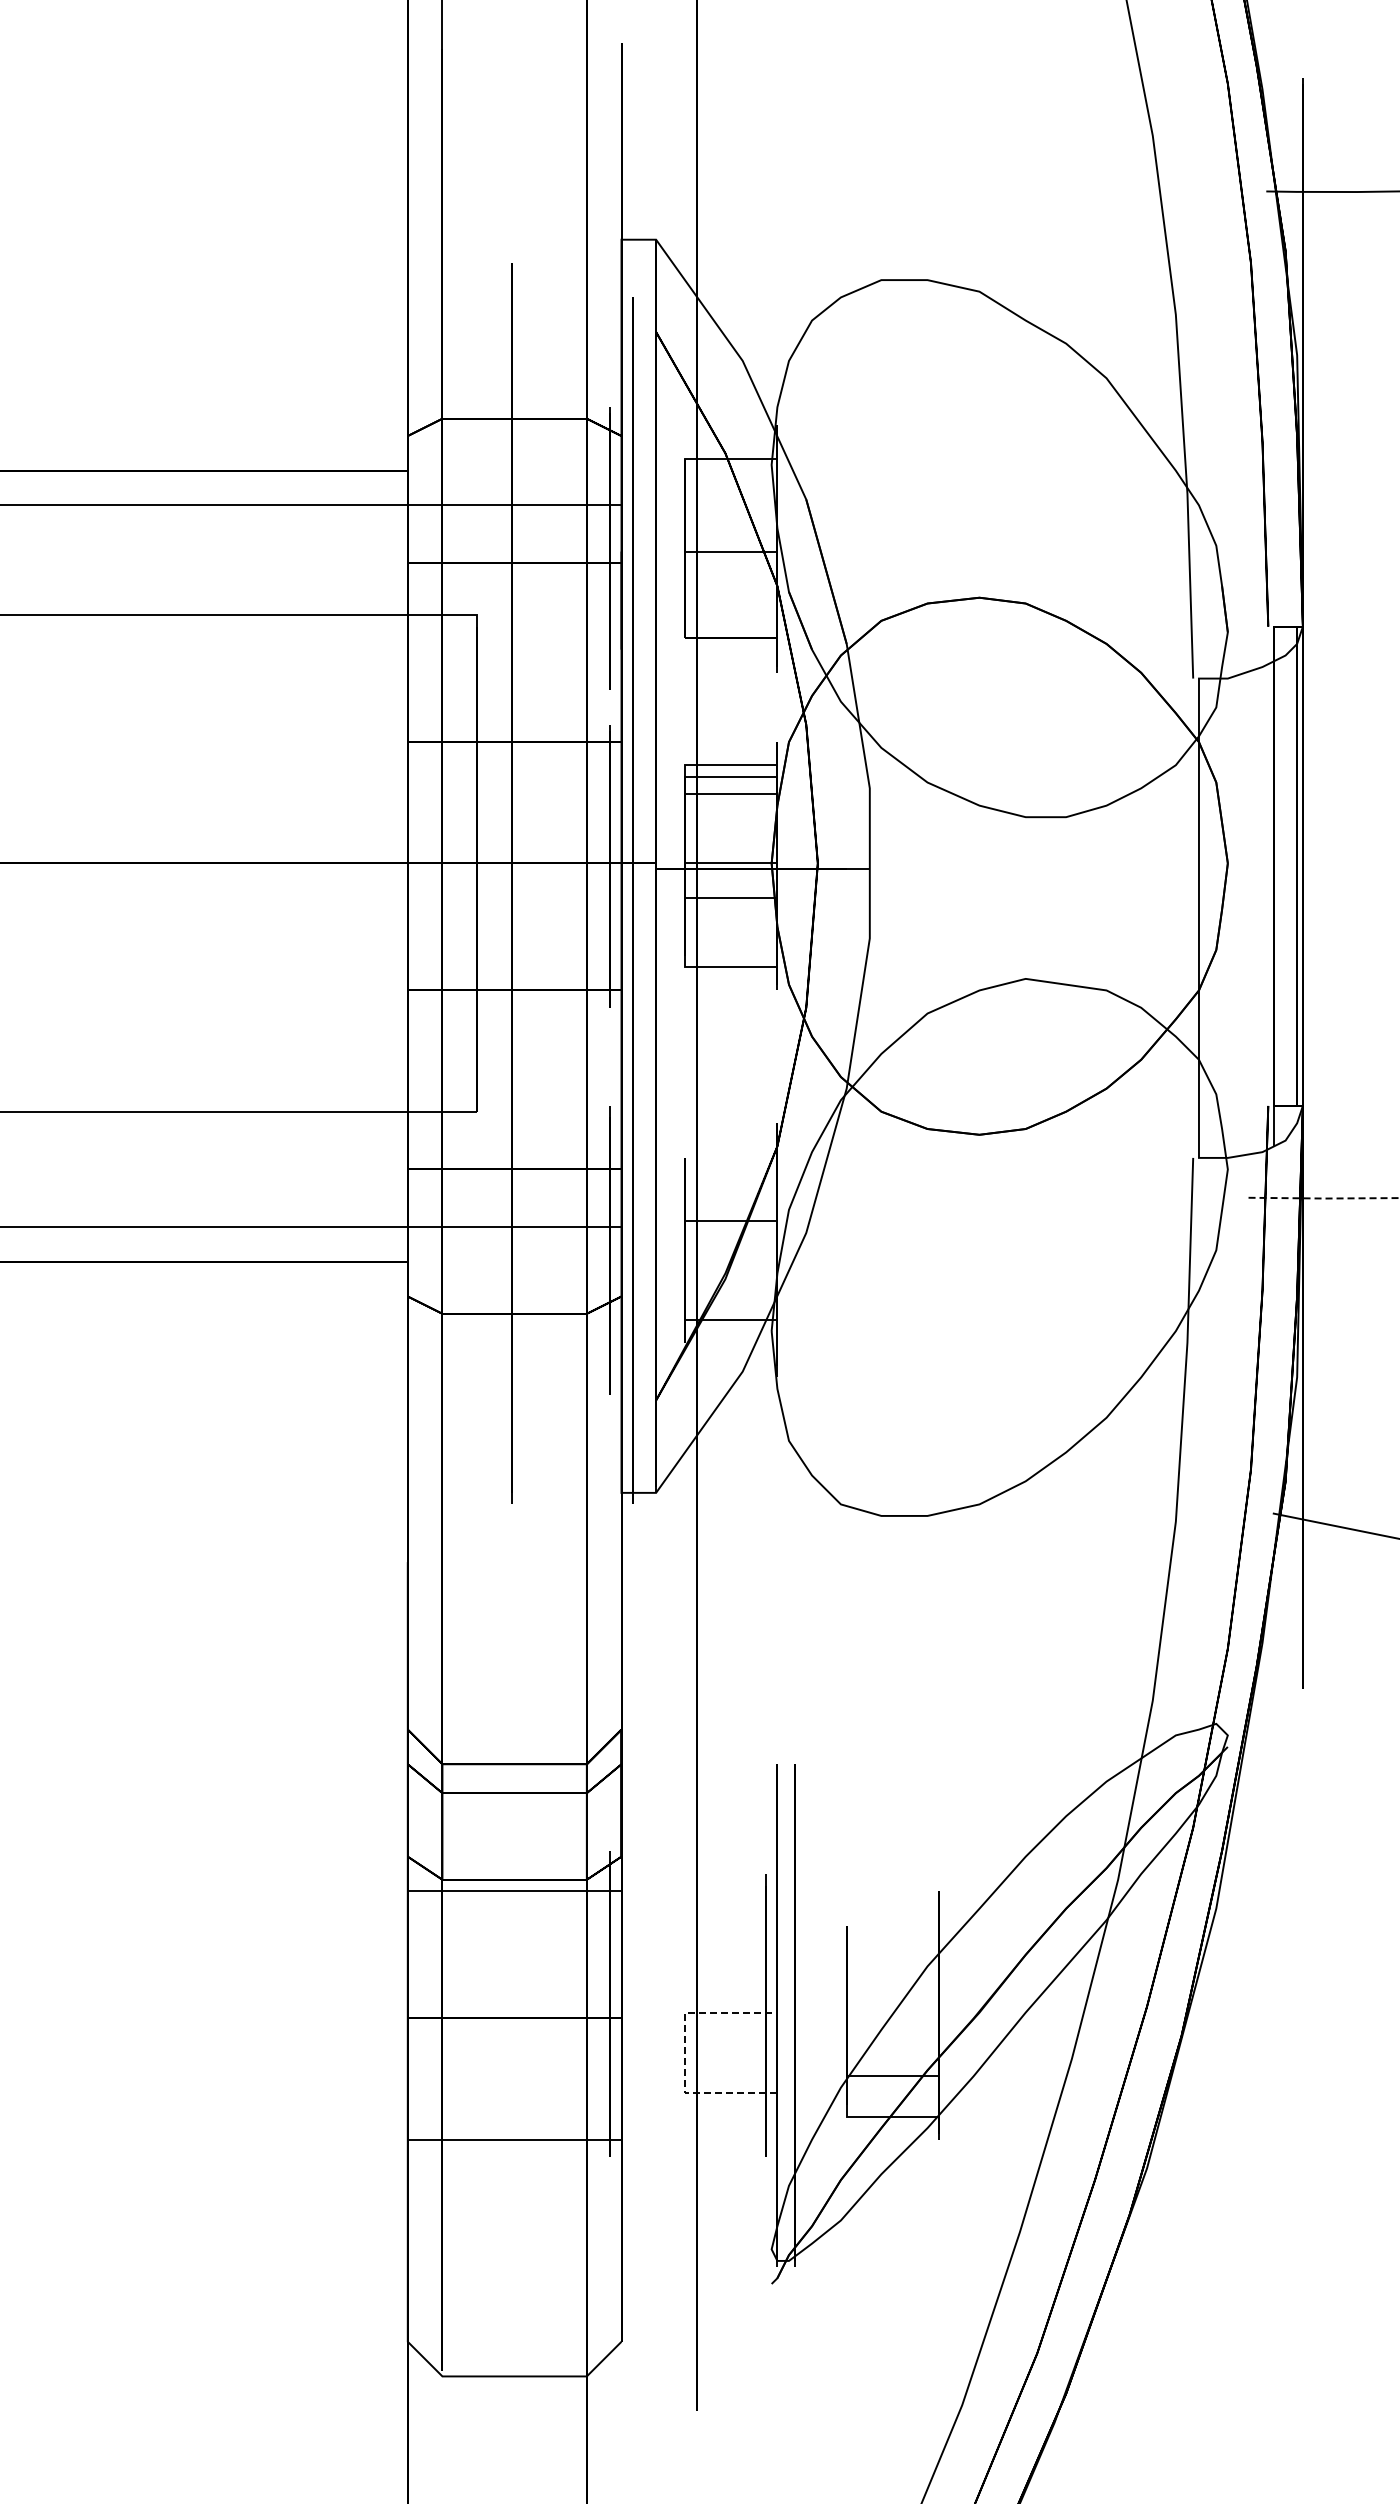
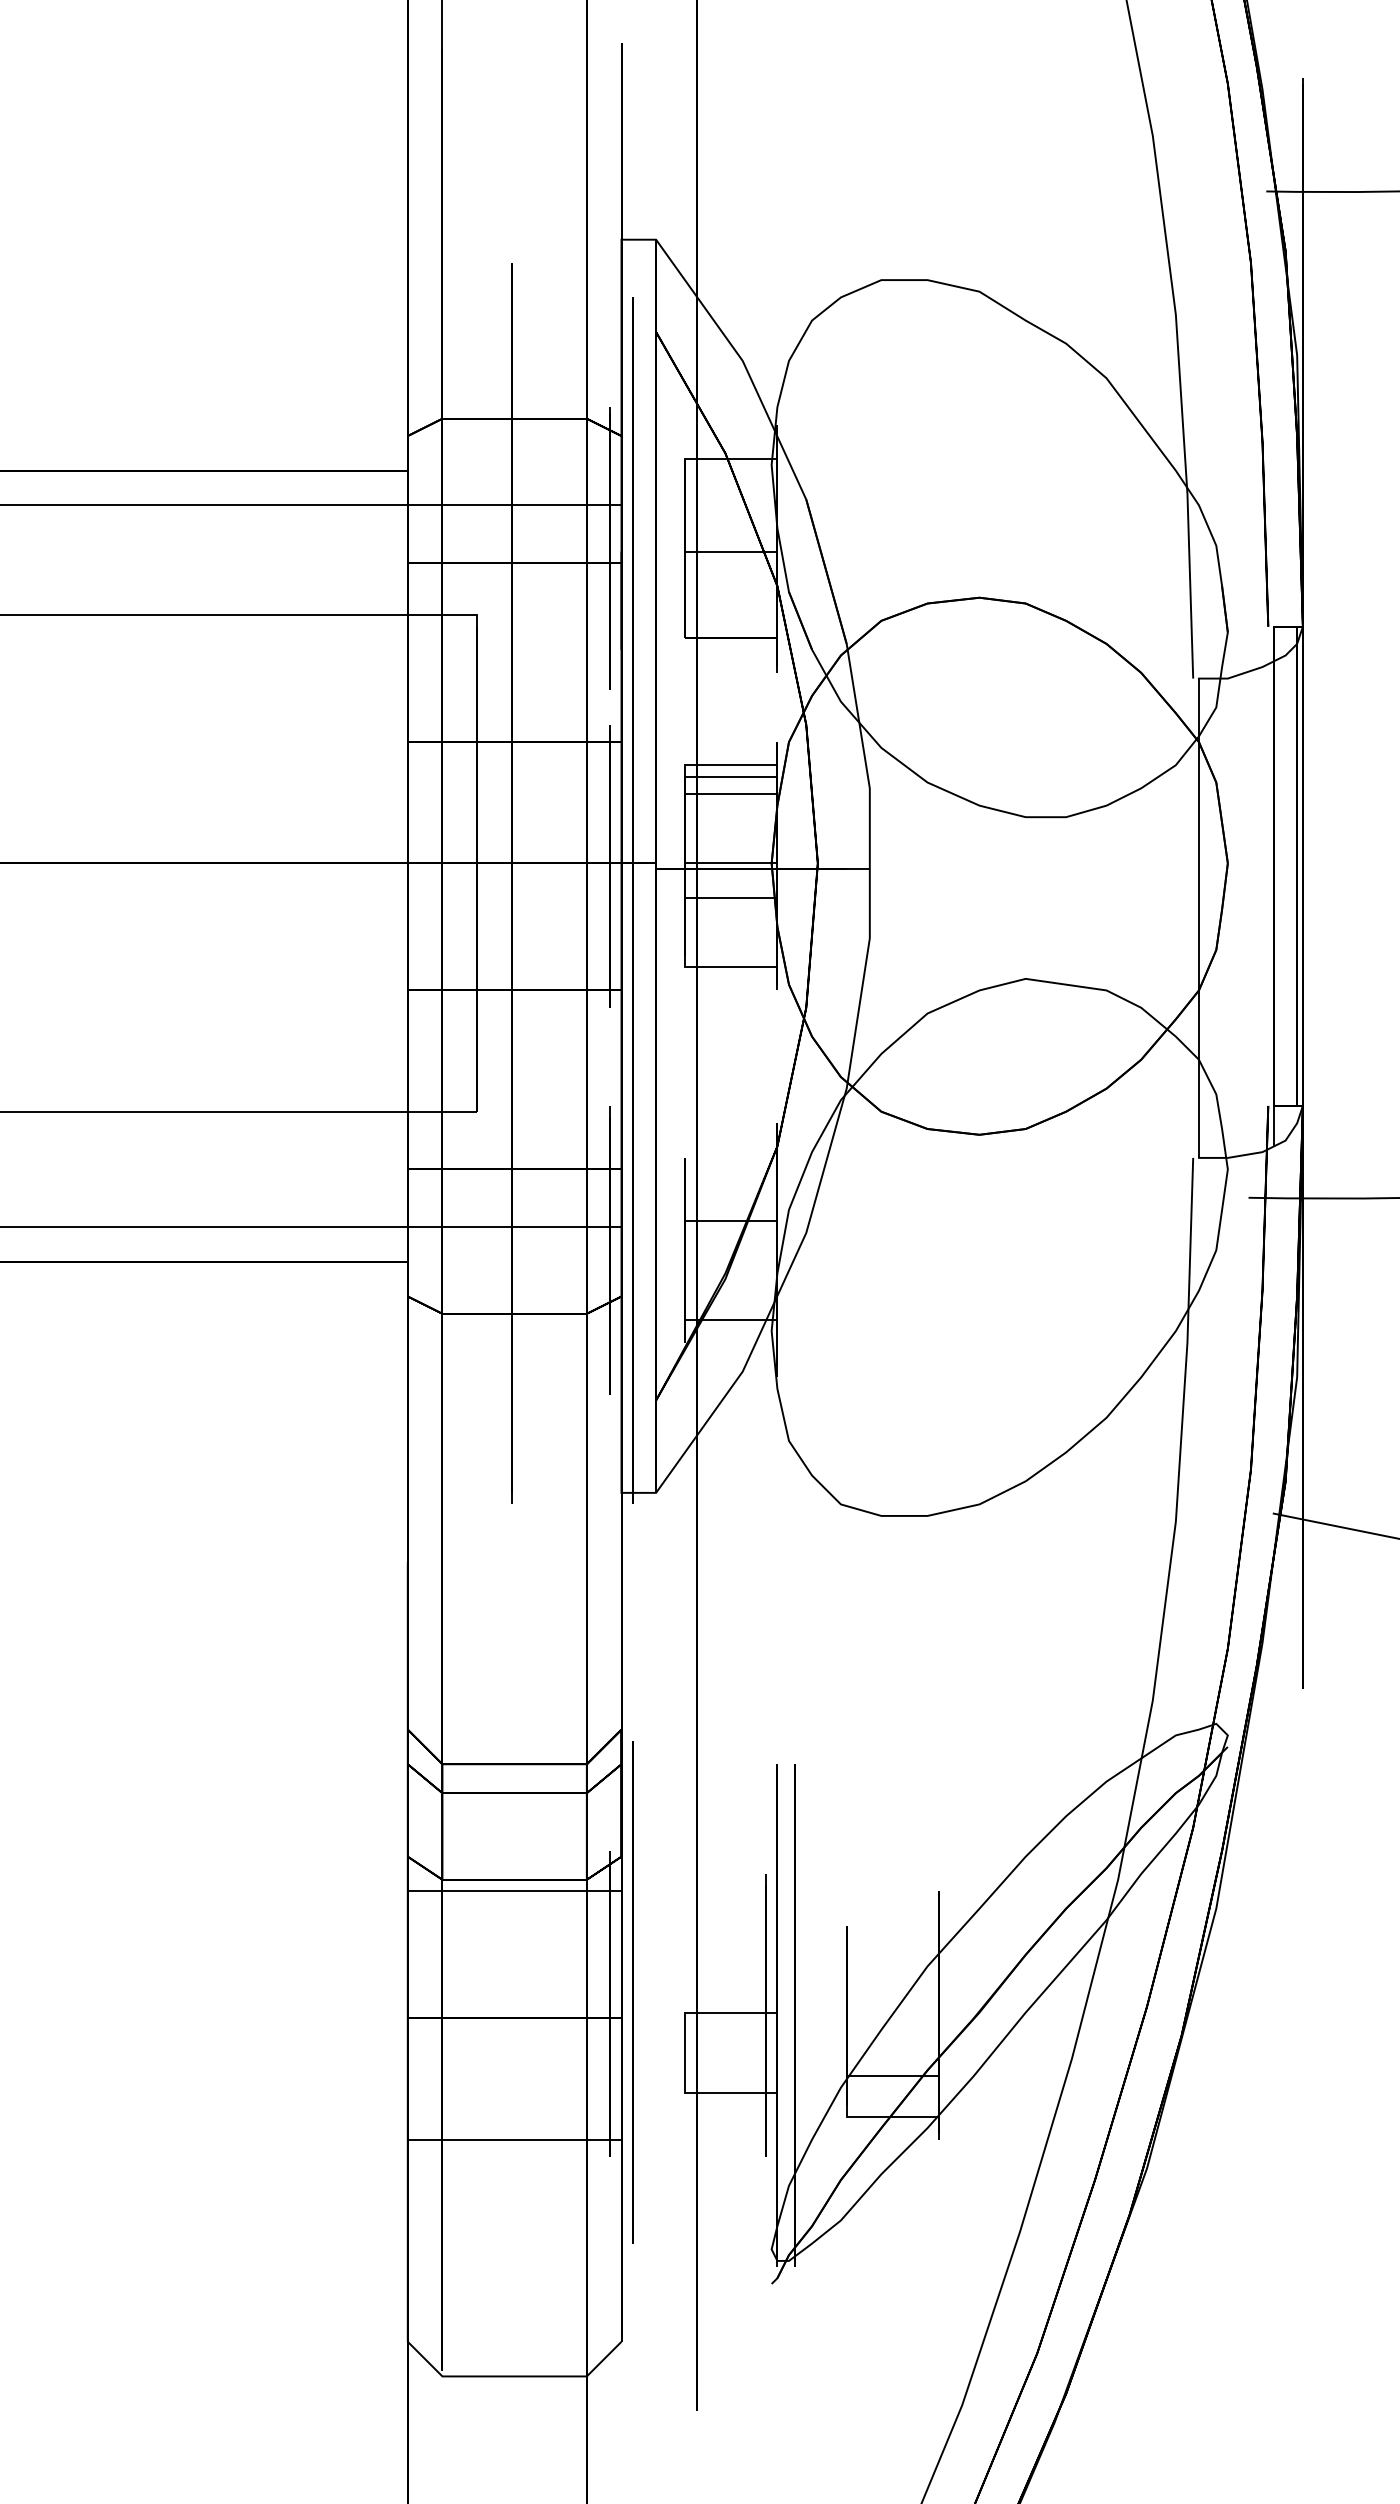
arc: dashed -> solid (1325, 1198)
line: none -> present (632, 1992)
line: dashed -> solid (685, 2052)
